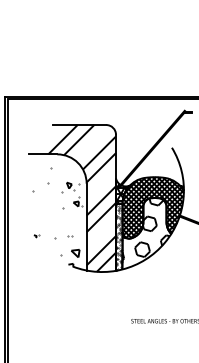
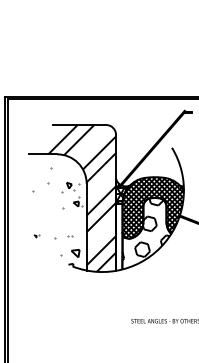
hatch: present -> none (119, 237)
